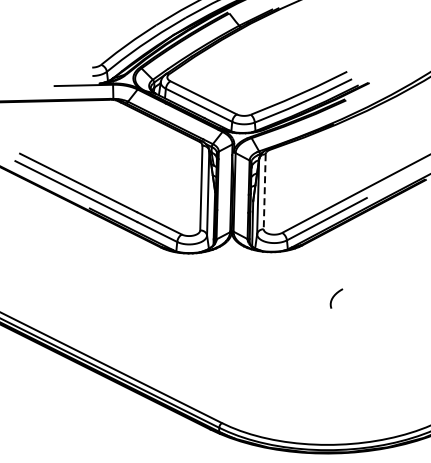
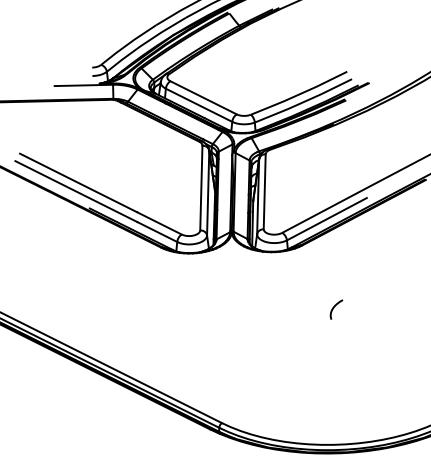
line: dashed -> solid (264, 192)
curve position: (334, 297) -> (334, 308) (334, 308)
